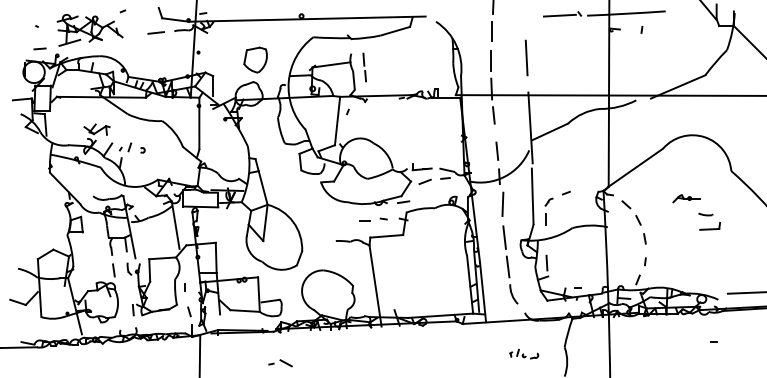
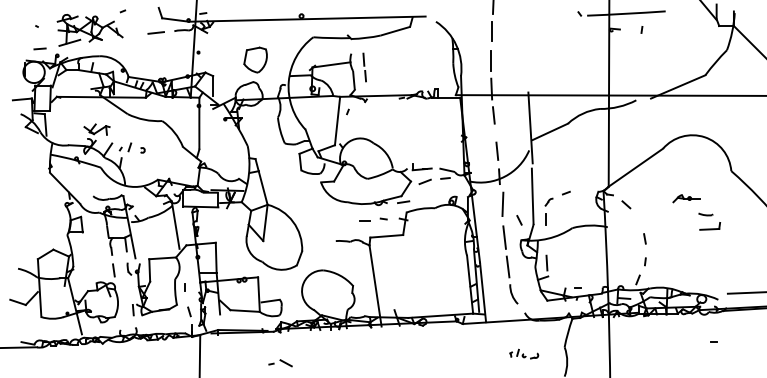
line: present -> none (559, 15)
line: present -> none (526, 57)
line position: (638, 220) -> (519, 220) (519, 220)
